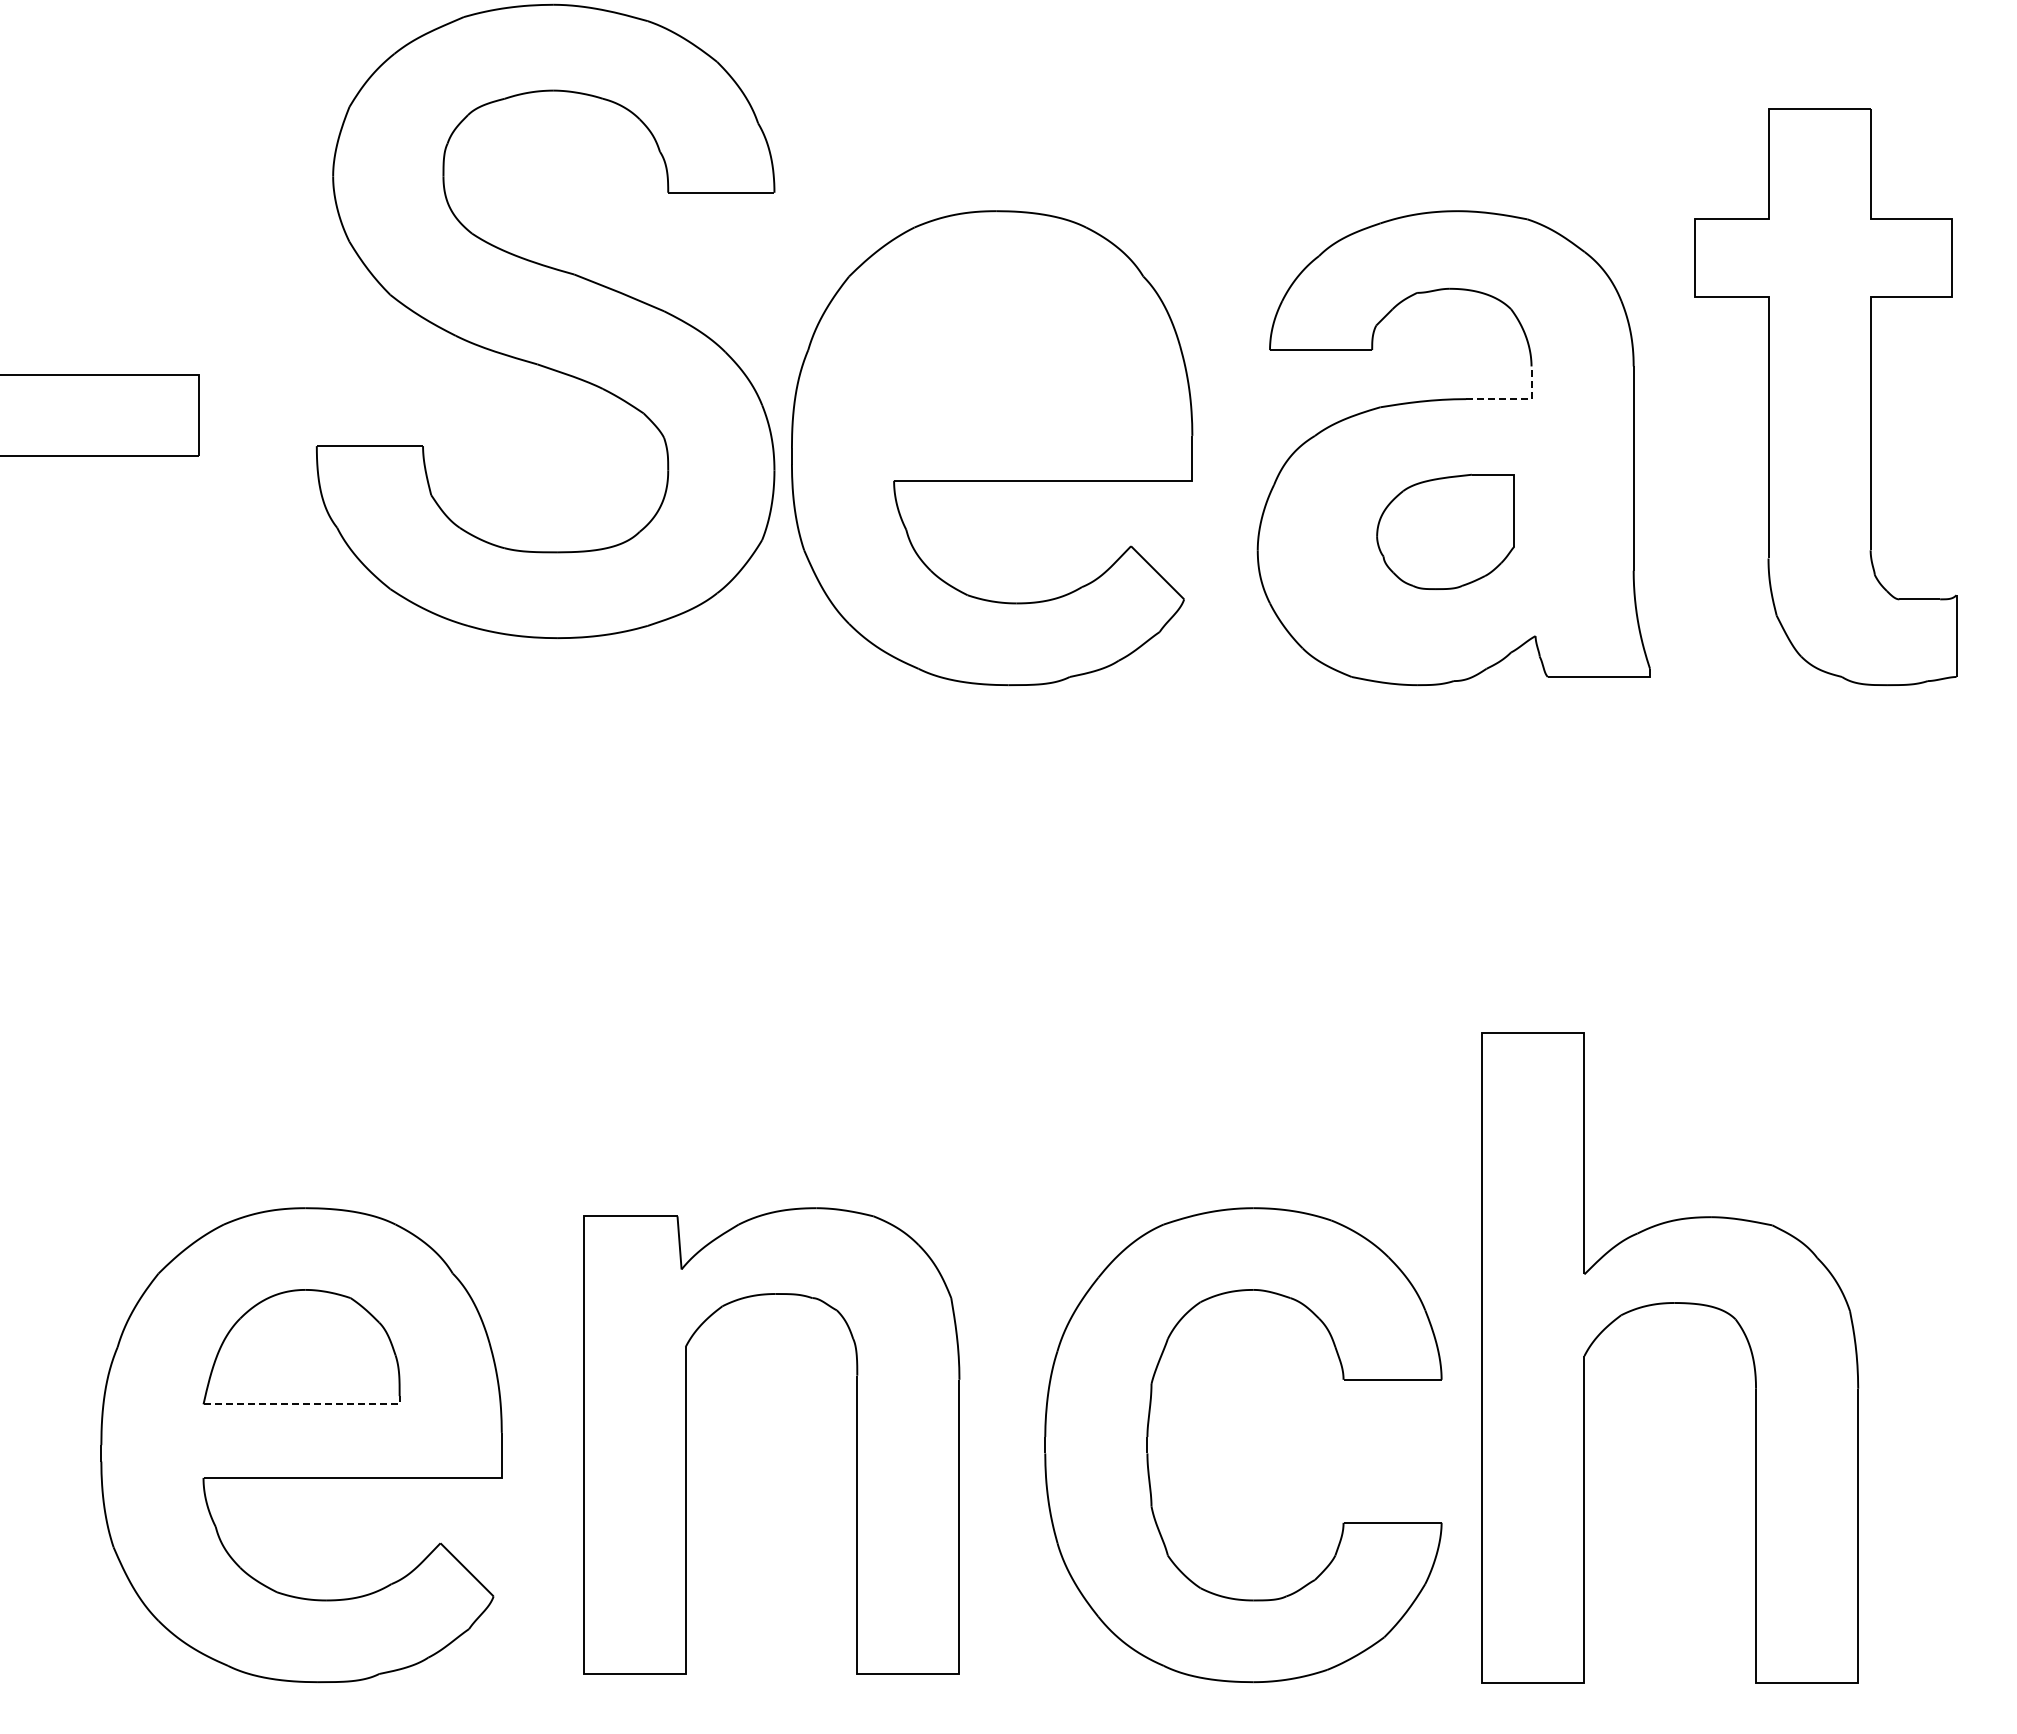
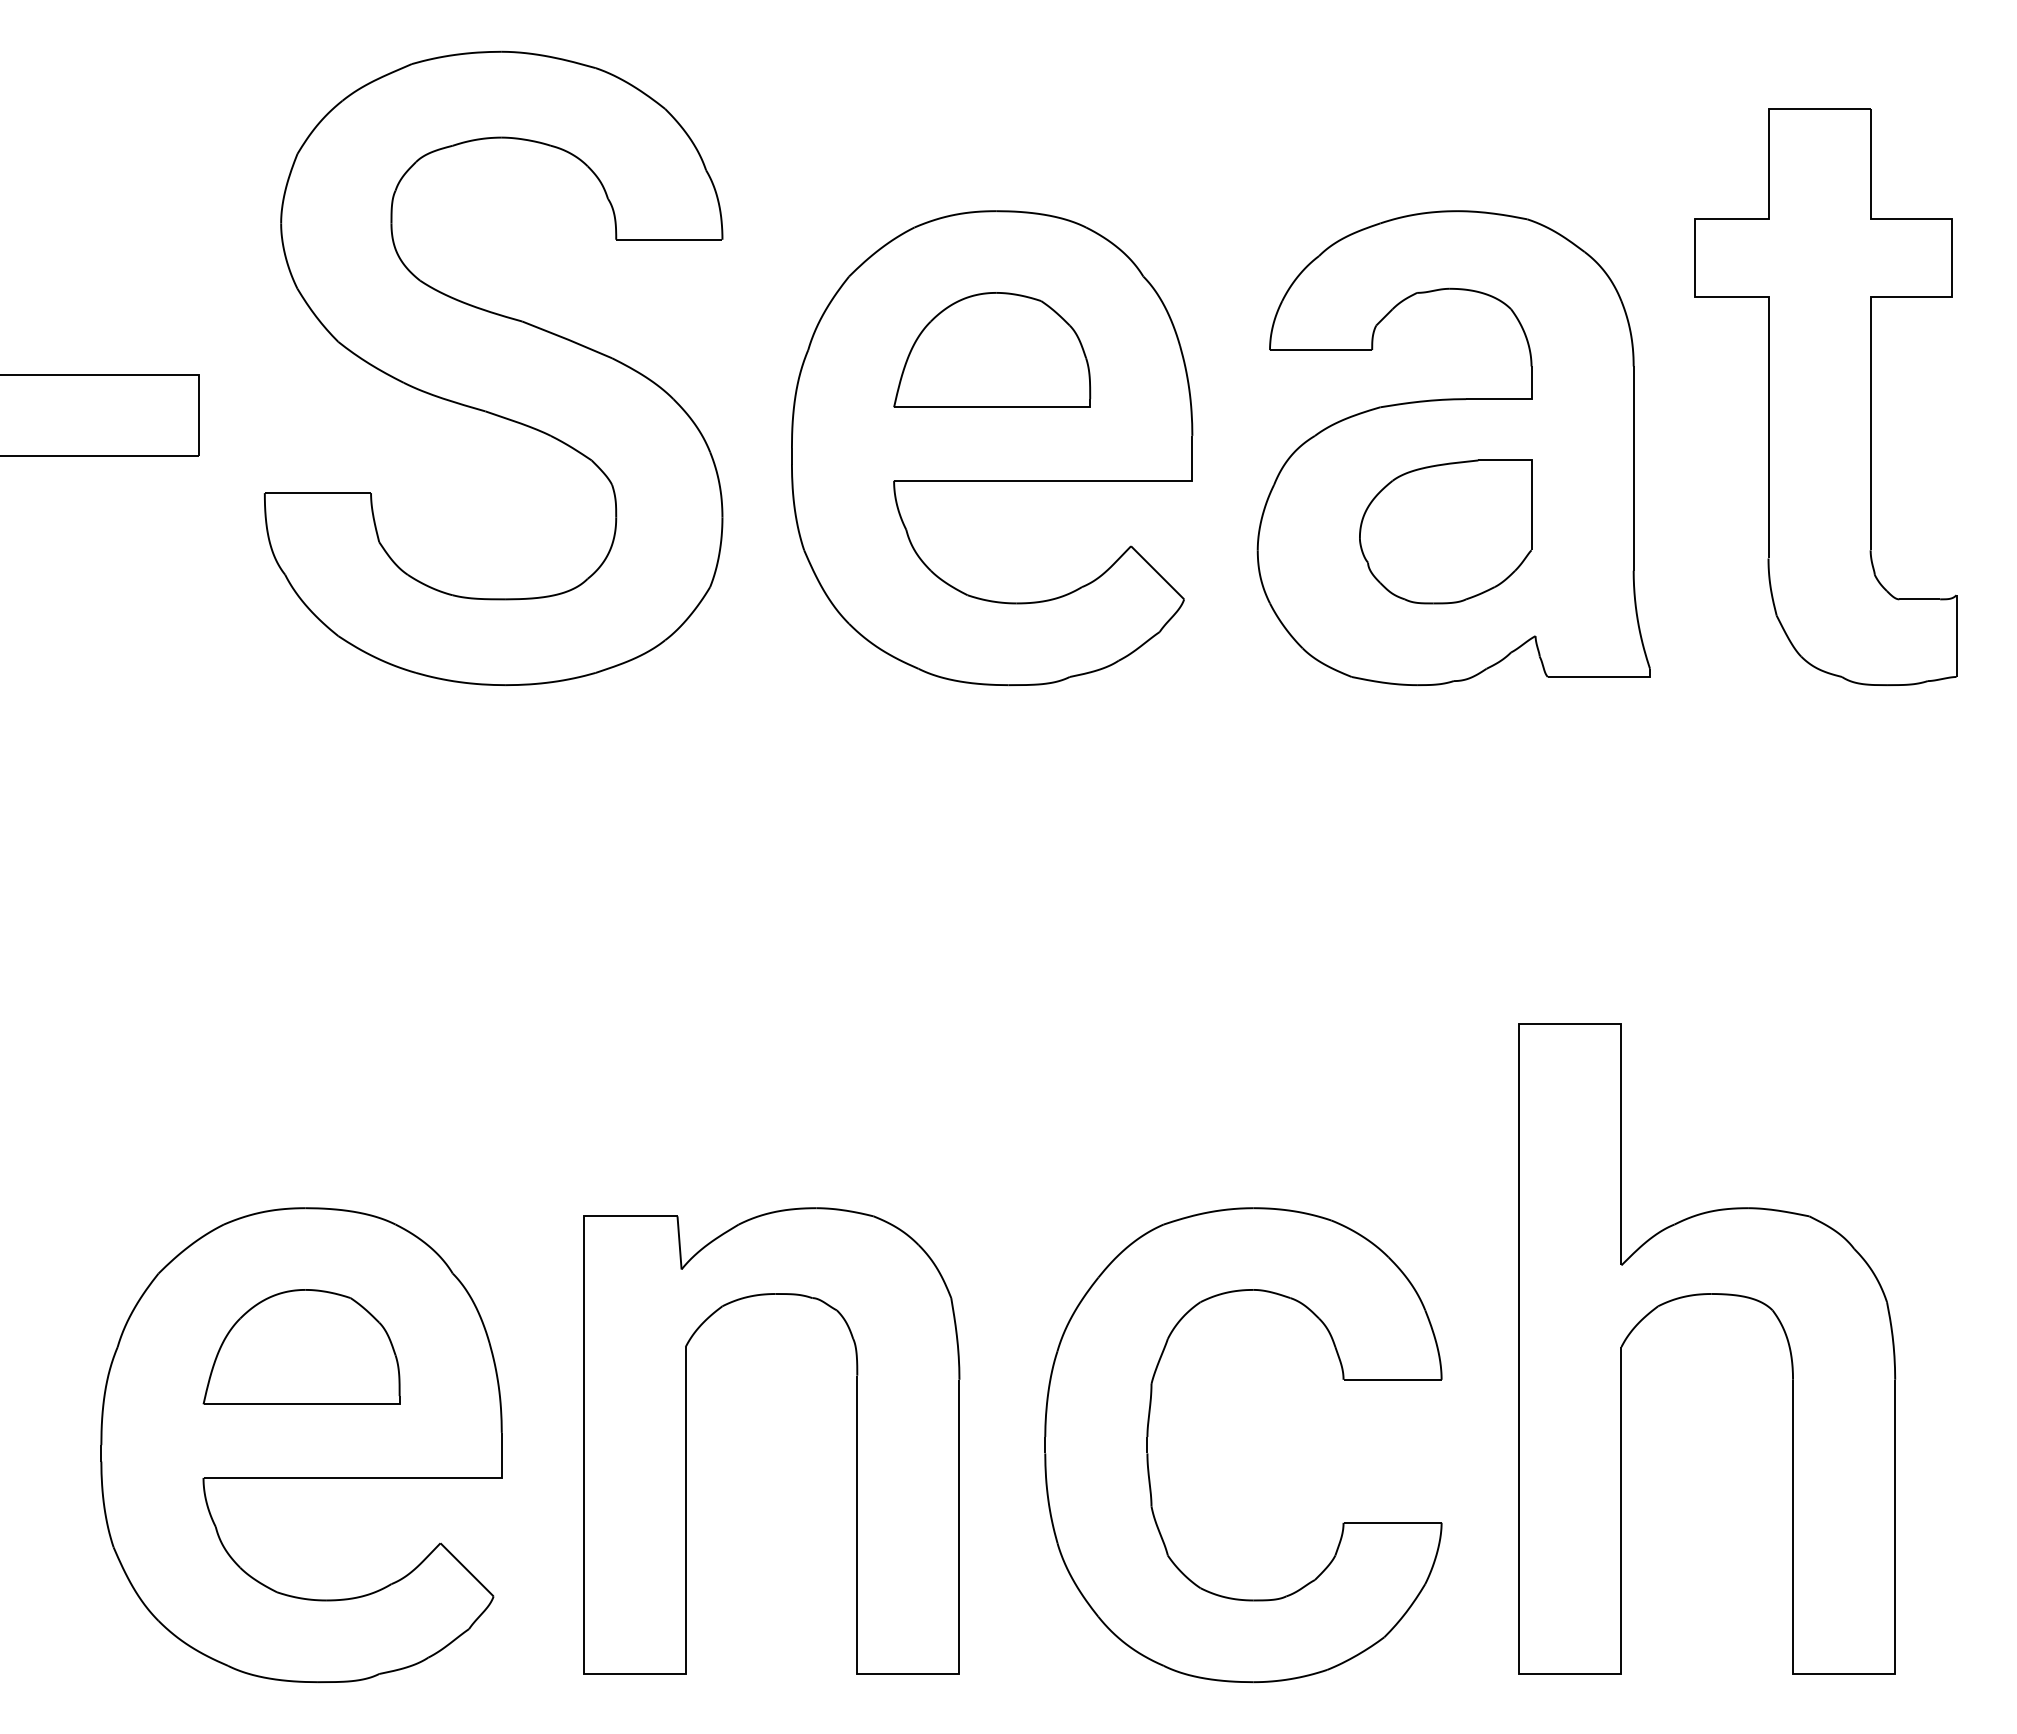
part position: (545, 321) -> (493, 368) (493, 368)
part: none -> present (992, 349)
line: dashed -> solid (1515, 399)
part size: 139x117 px -> 174x146 px (1445, 531)
part position: (1667, 1304) -> (1704, 1295) (1704, 1295)
line: dashed -> solid (307, 1404)
